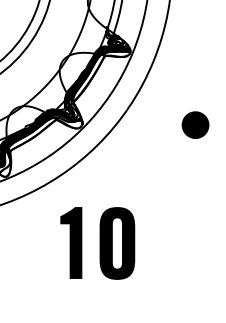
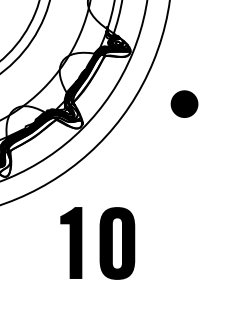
part position: (195, 124) -> (184, 103) (184, 103)
